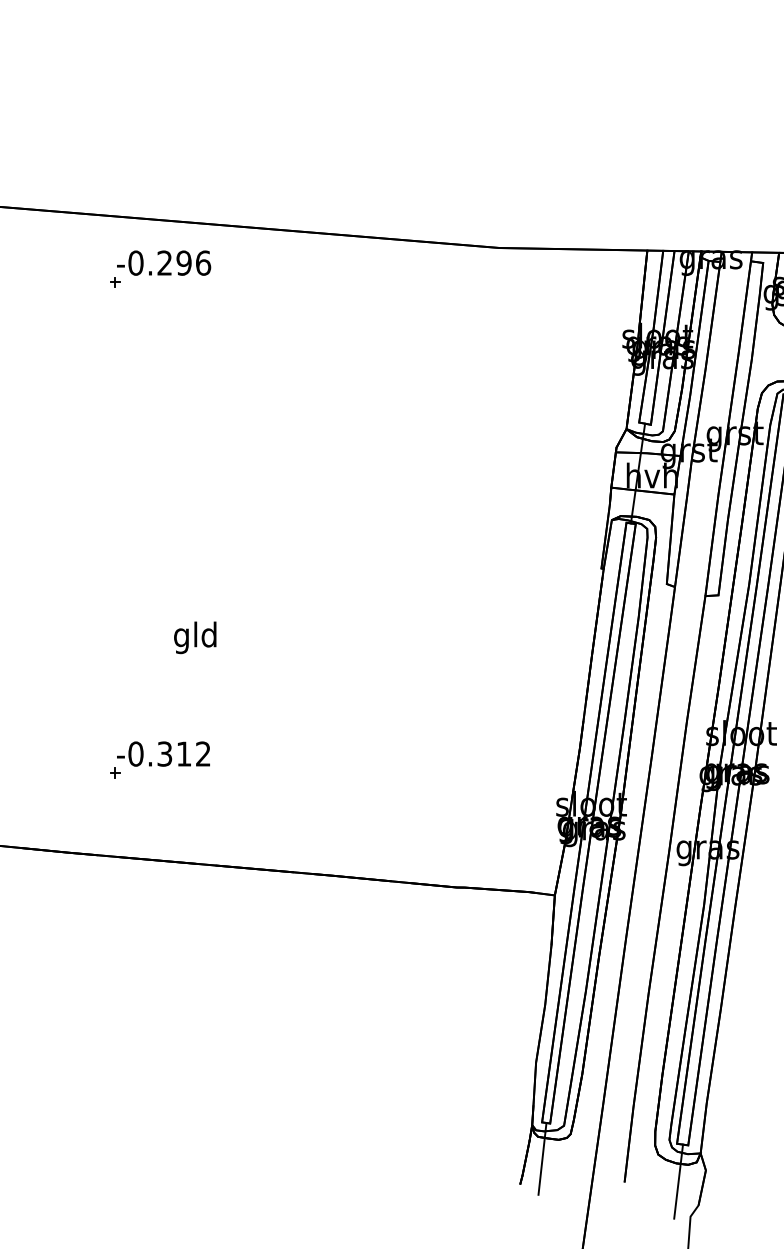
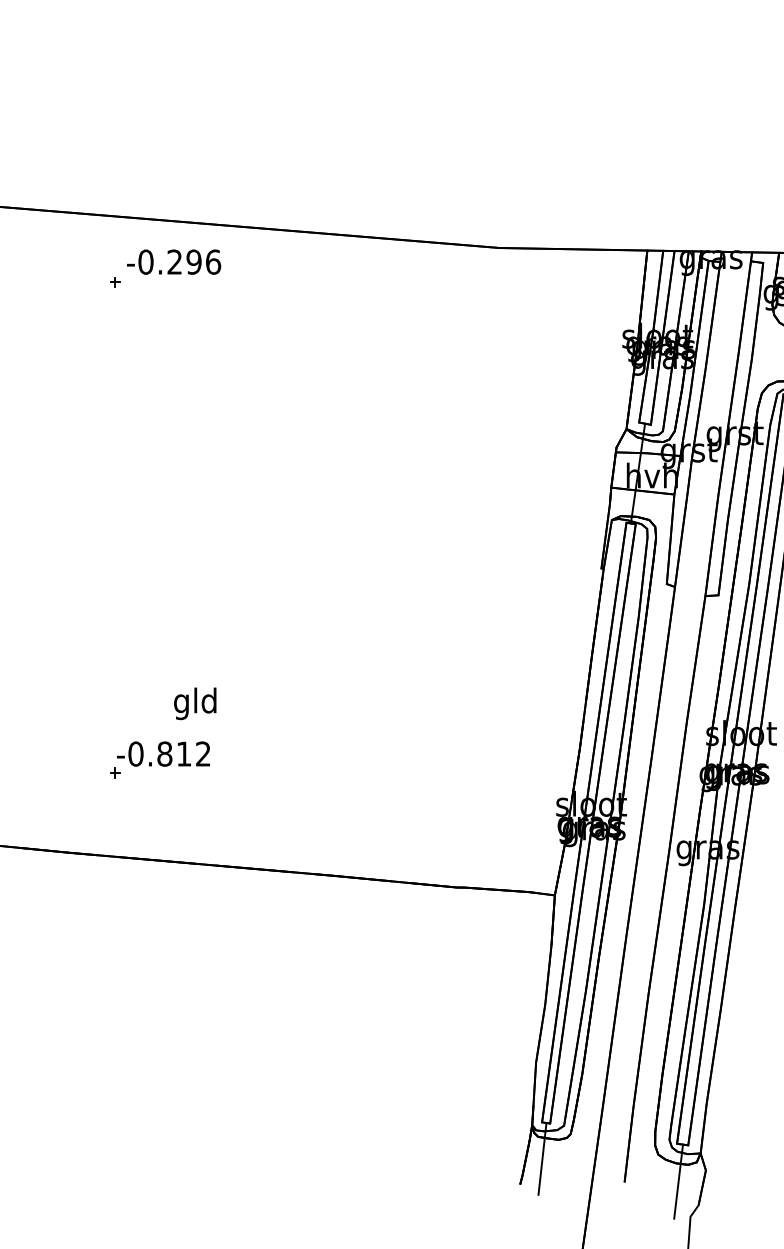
text position: (164, 262) -> (174, 261) (174, 261)
text position: (195, 637) -> (195, 703) (195, 703)
text: -0.312 -> -0.812 (164, 753)
